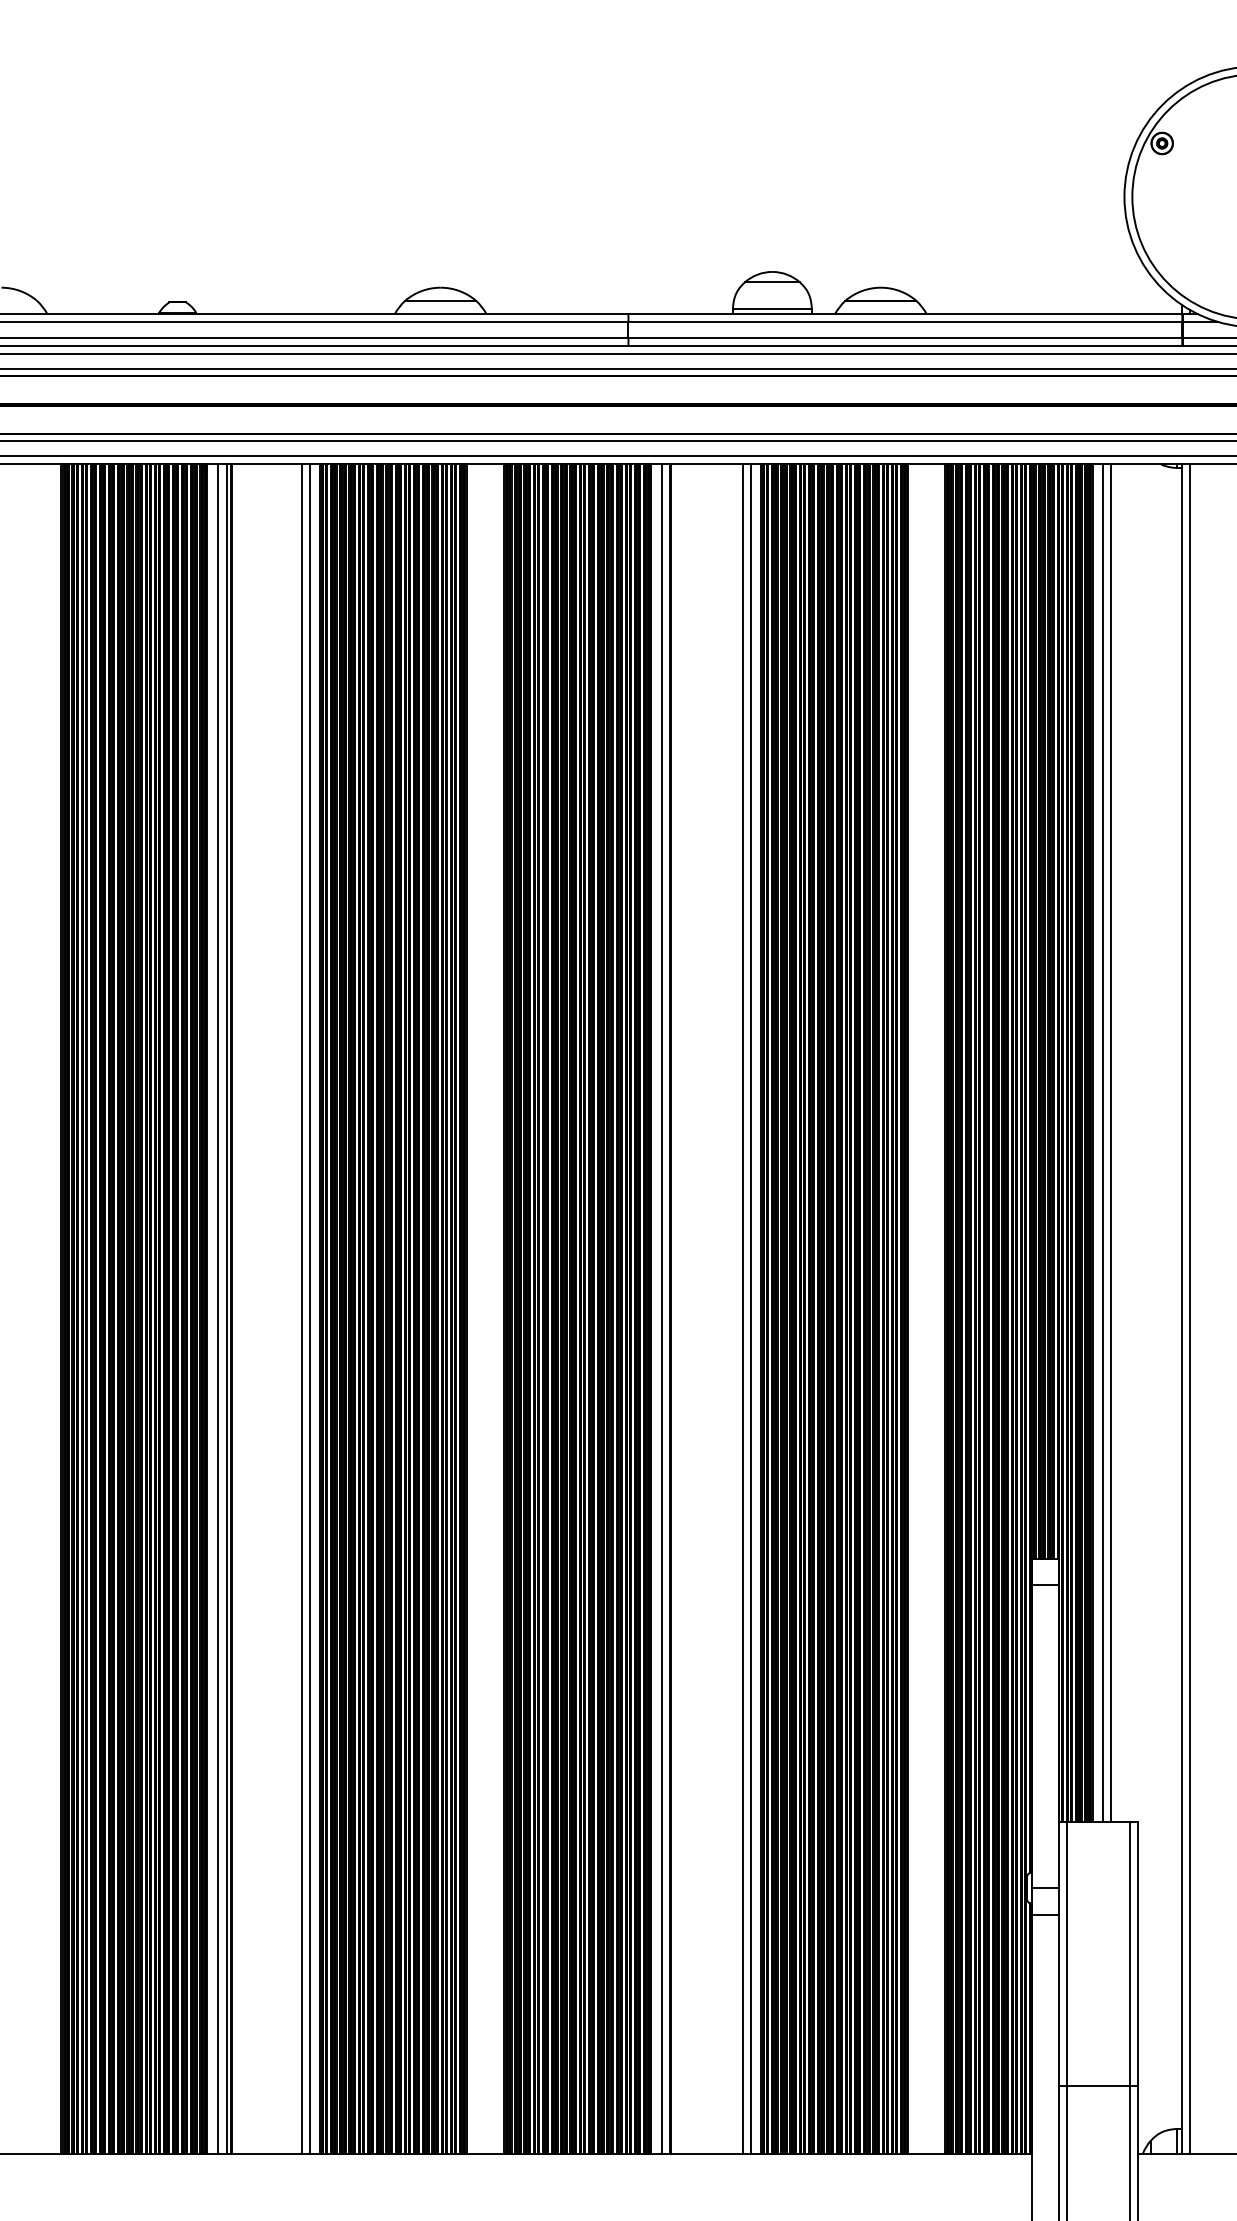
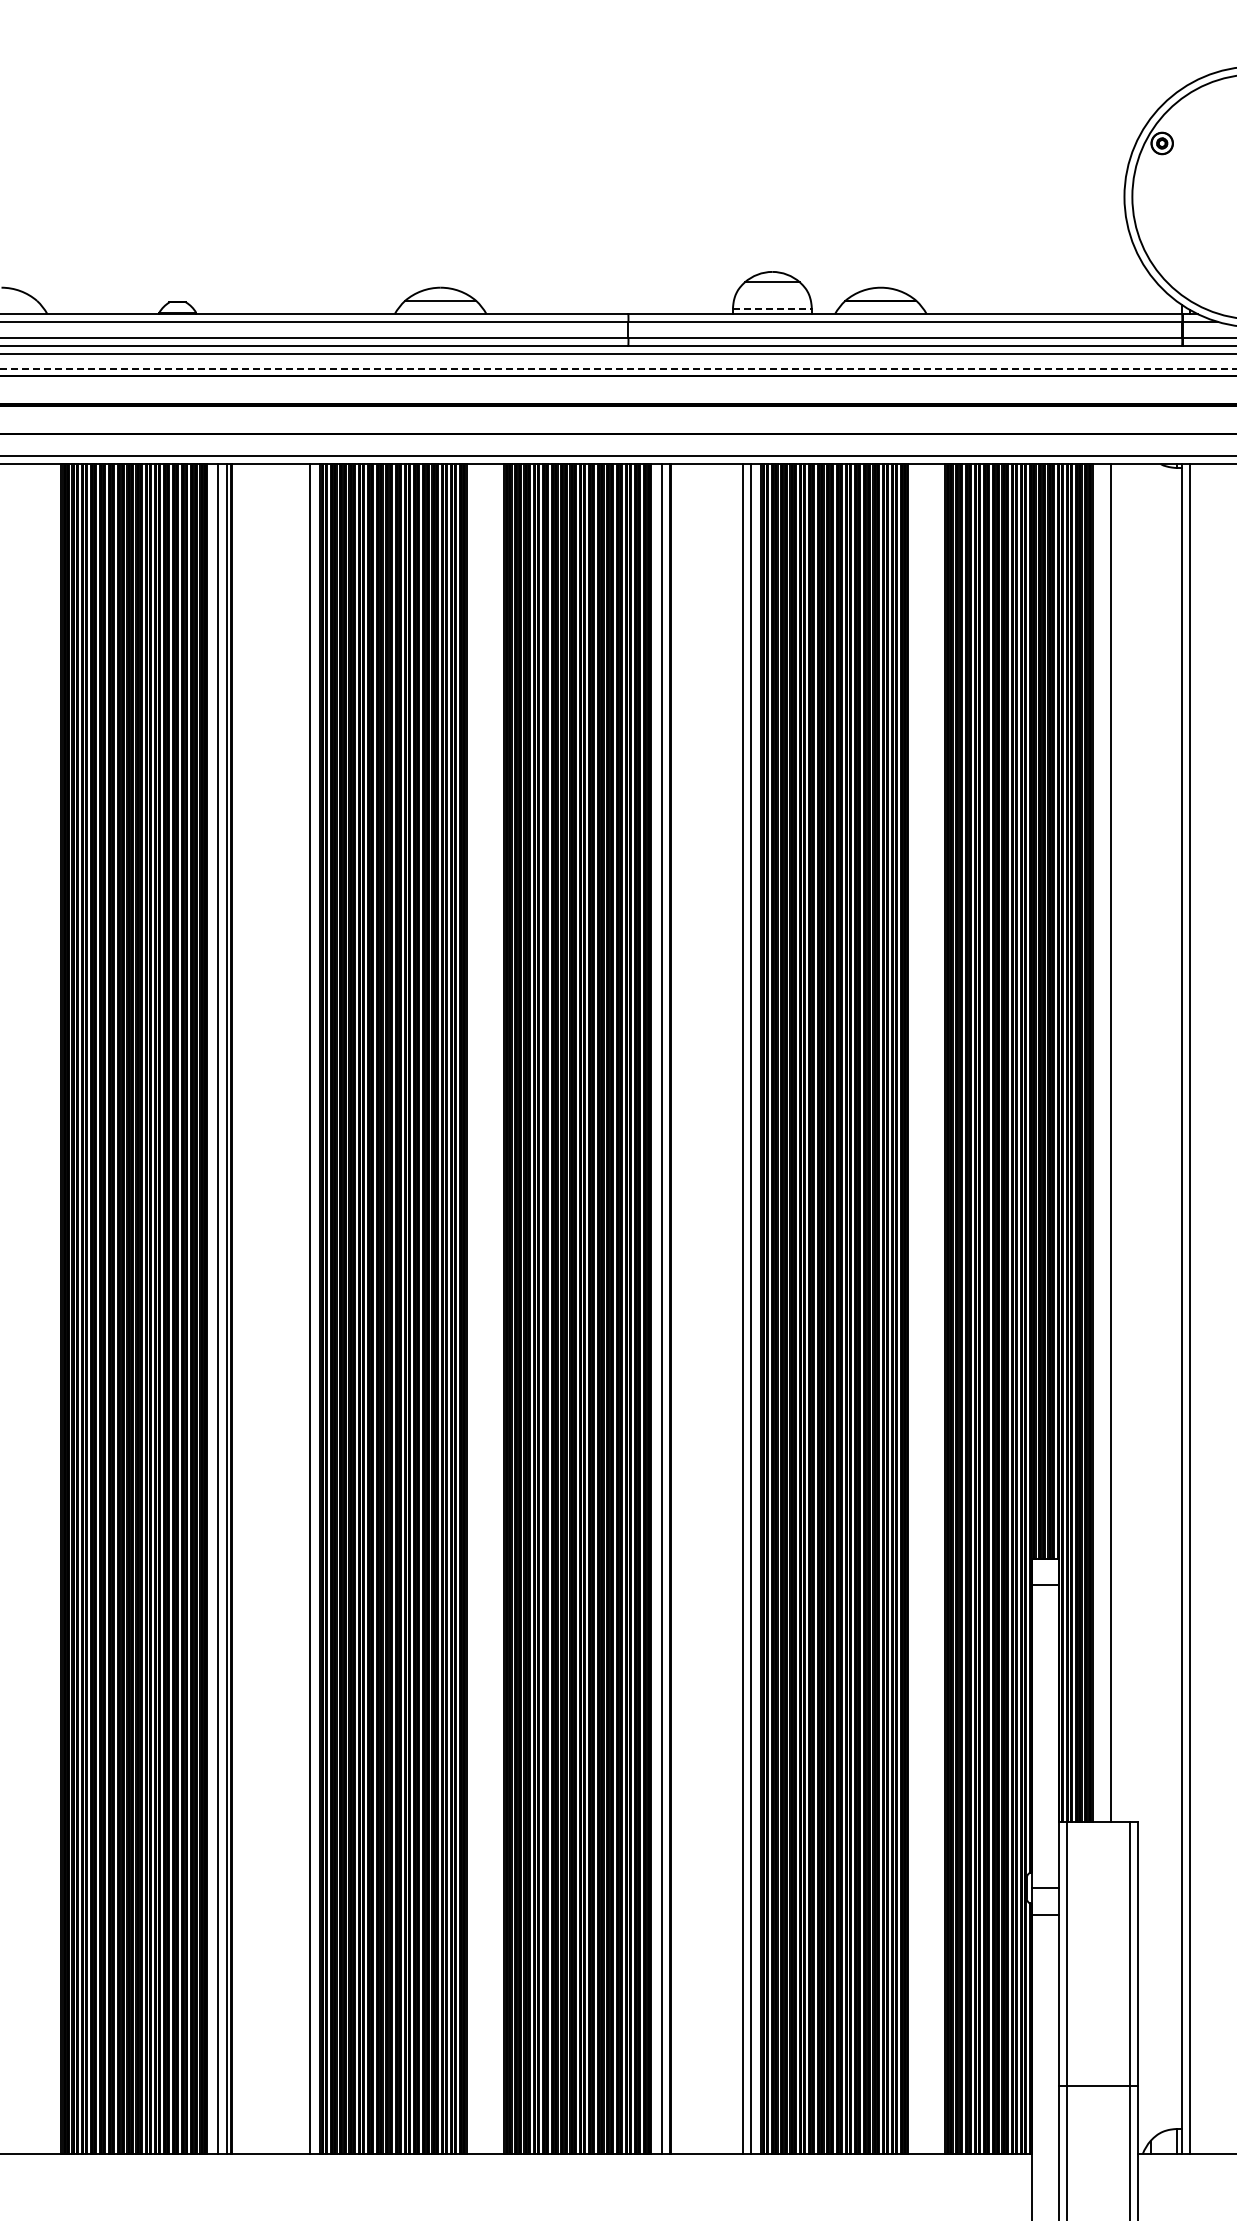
line: solid -> dashed (772, 308)
line: solid -> dashed (618, 369)
line: present -> none (617, 440)
line: present -> none (1102, 1143)
line: present -> none (302, 1309)
